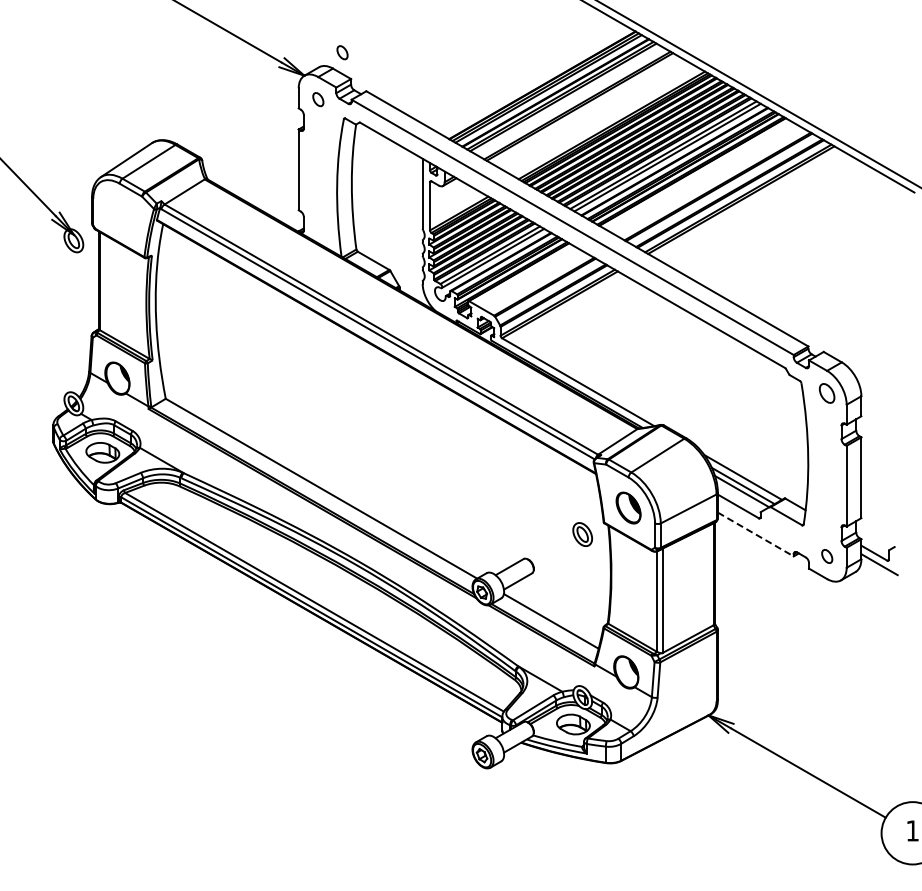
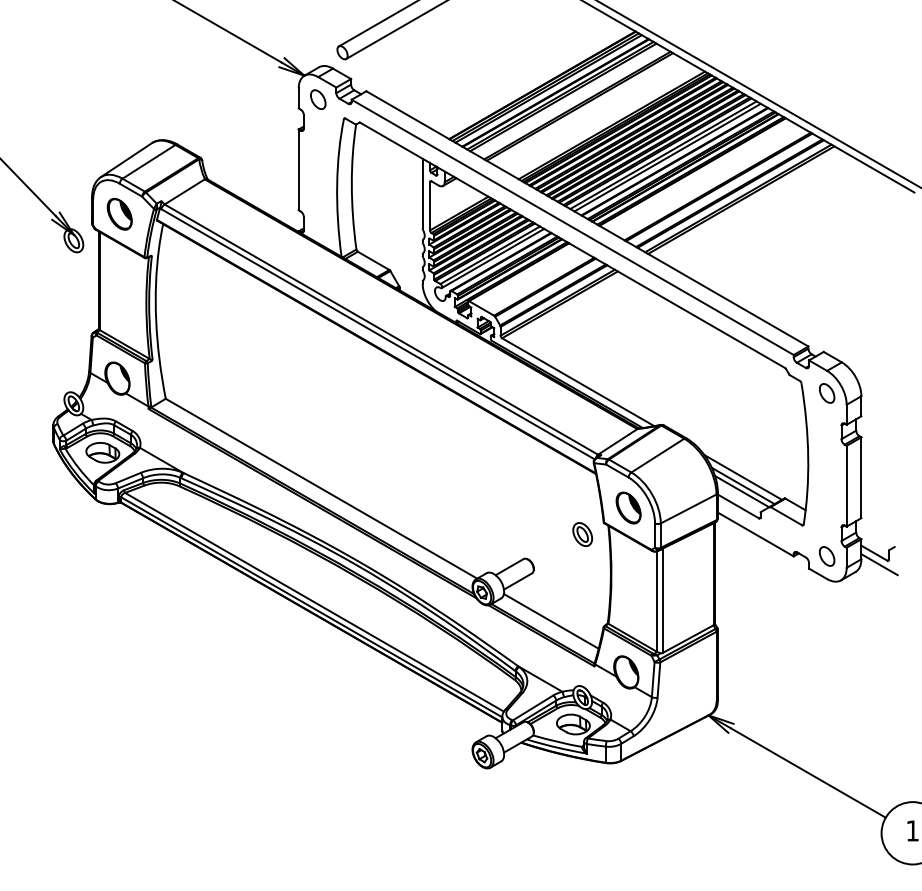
line: none -> present (376, 24)
line: none -> present (395, 30)
part size: 13x16 px -> 17x21 px (318, 99)
part: none -> present (119, 213)
line: dashed -> solid (755, 534)
part size: 13x15 px -> 17x21 px (827, 556)
